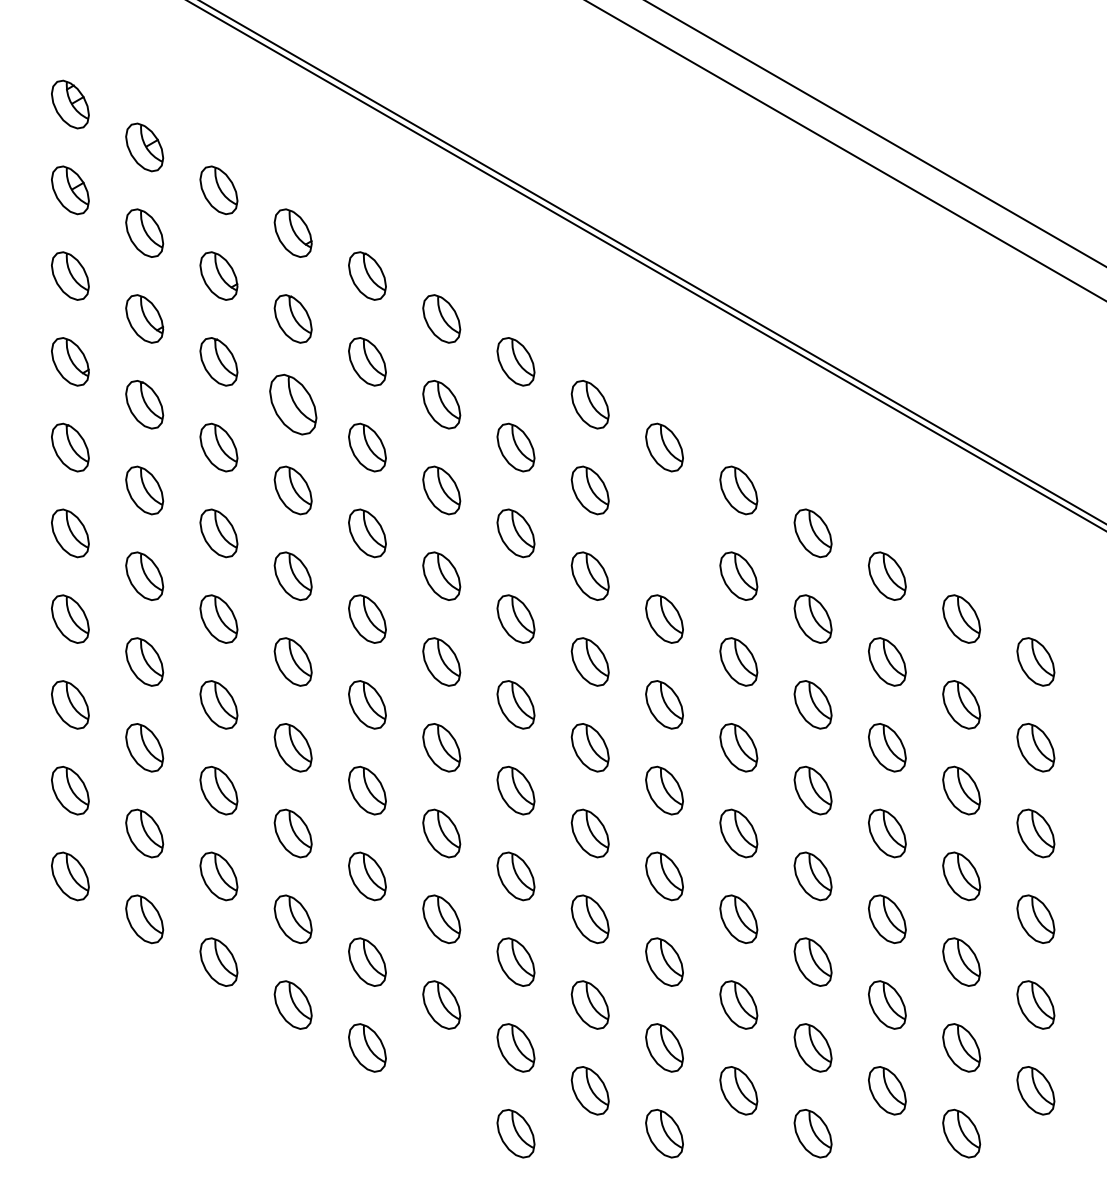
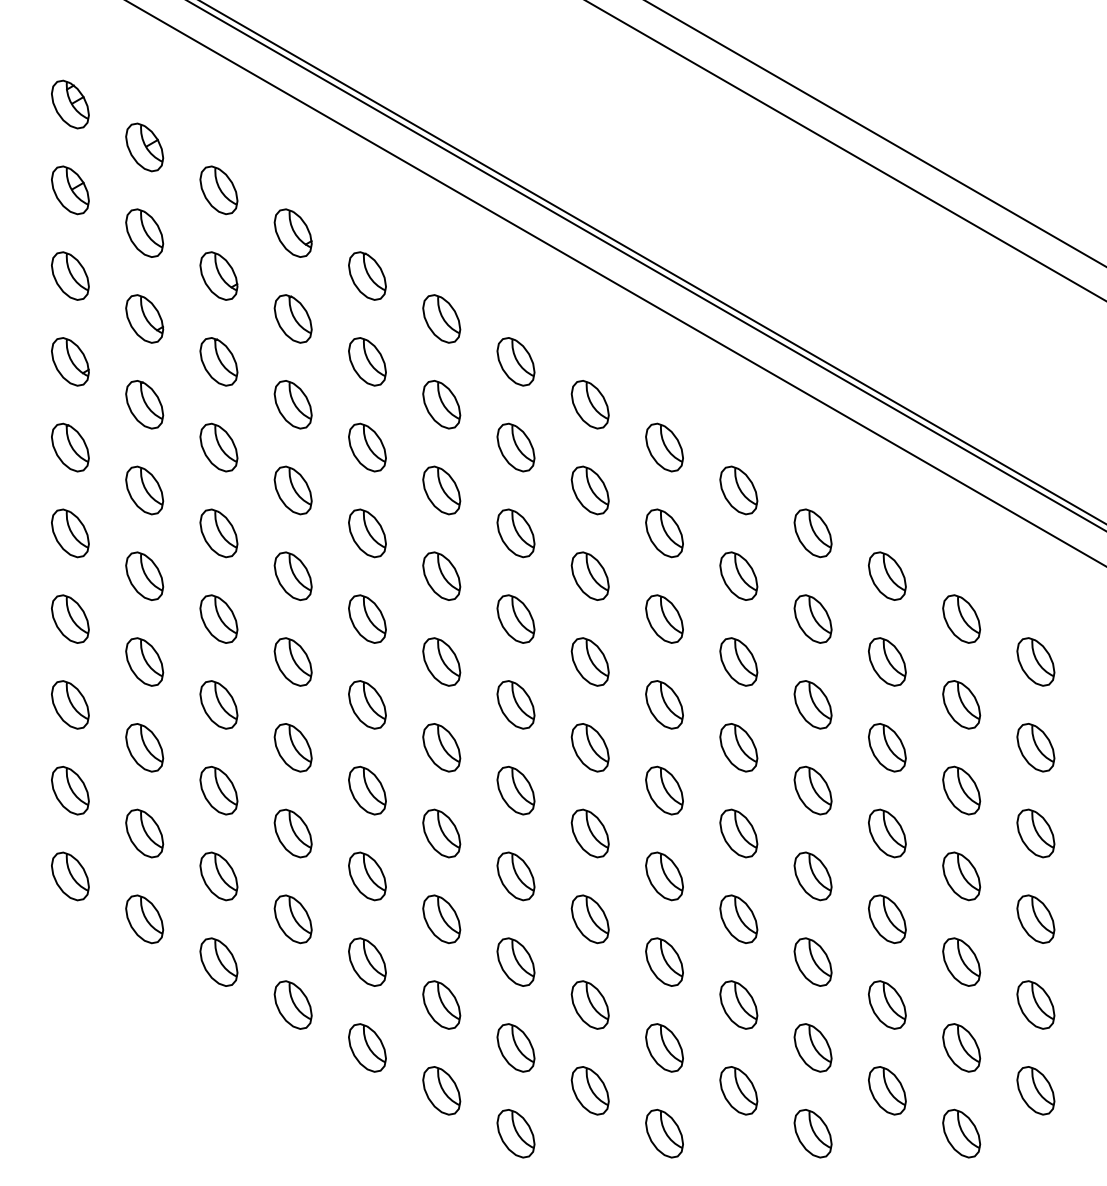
line: none -> present (615, 283)
part size: 49x63 px -> 40x50 px (292, 404)
part: none -> present (664, 533)
part: none -> present (441, 1090)
